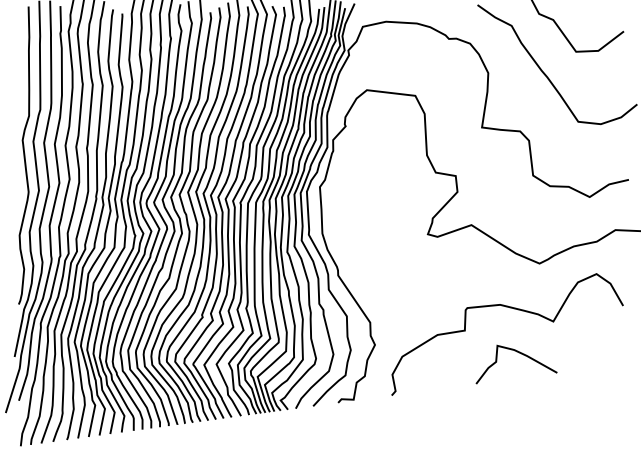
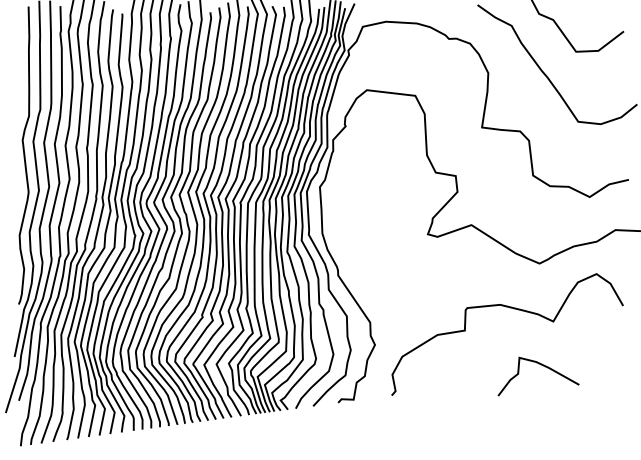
curve position: (521, 354) -> (543, 366) (543, 366)
